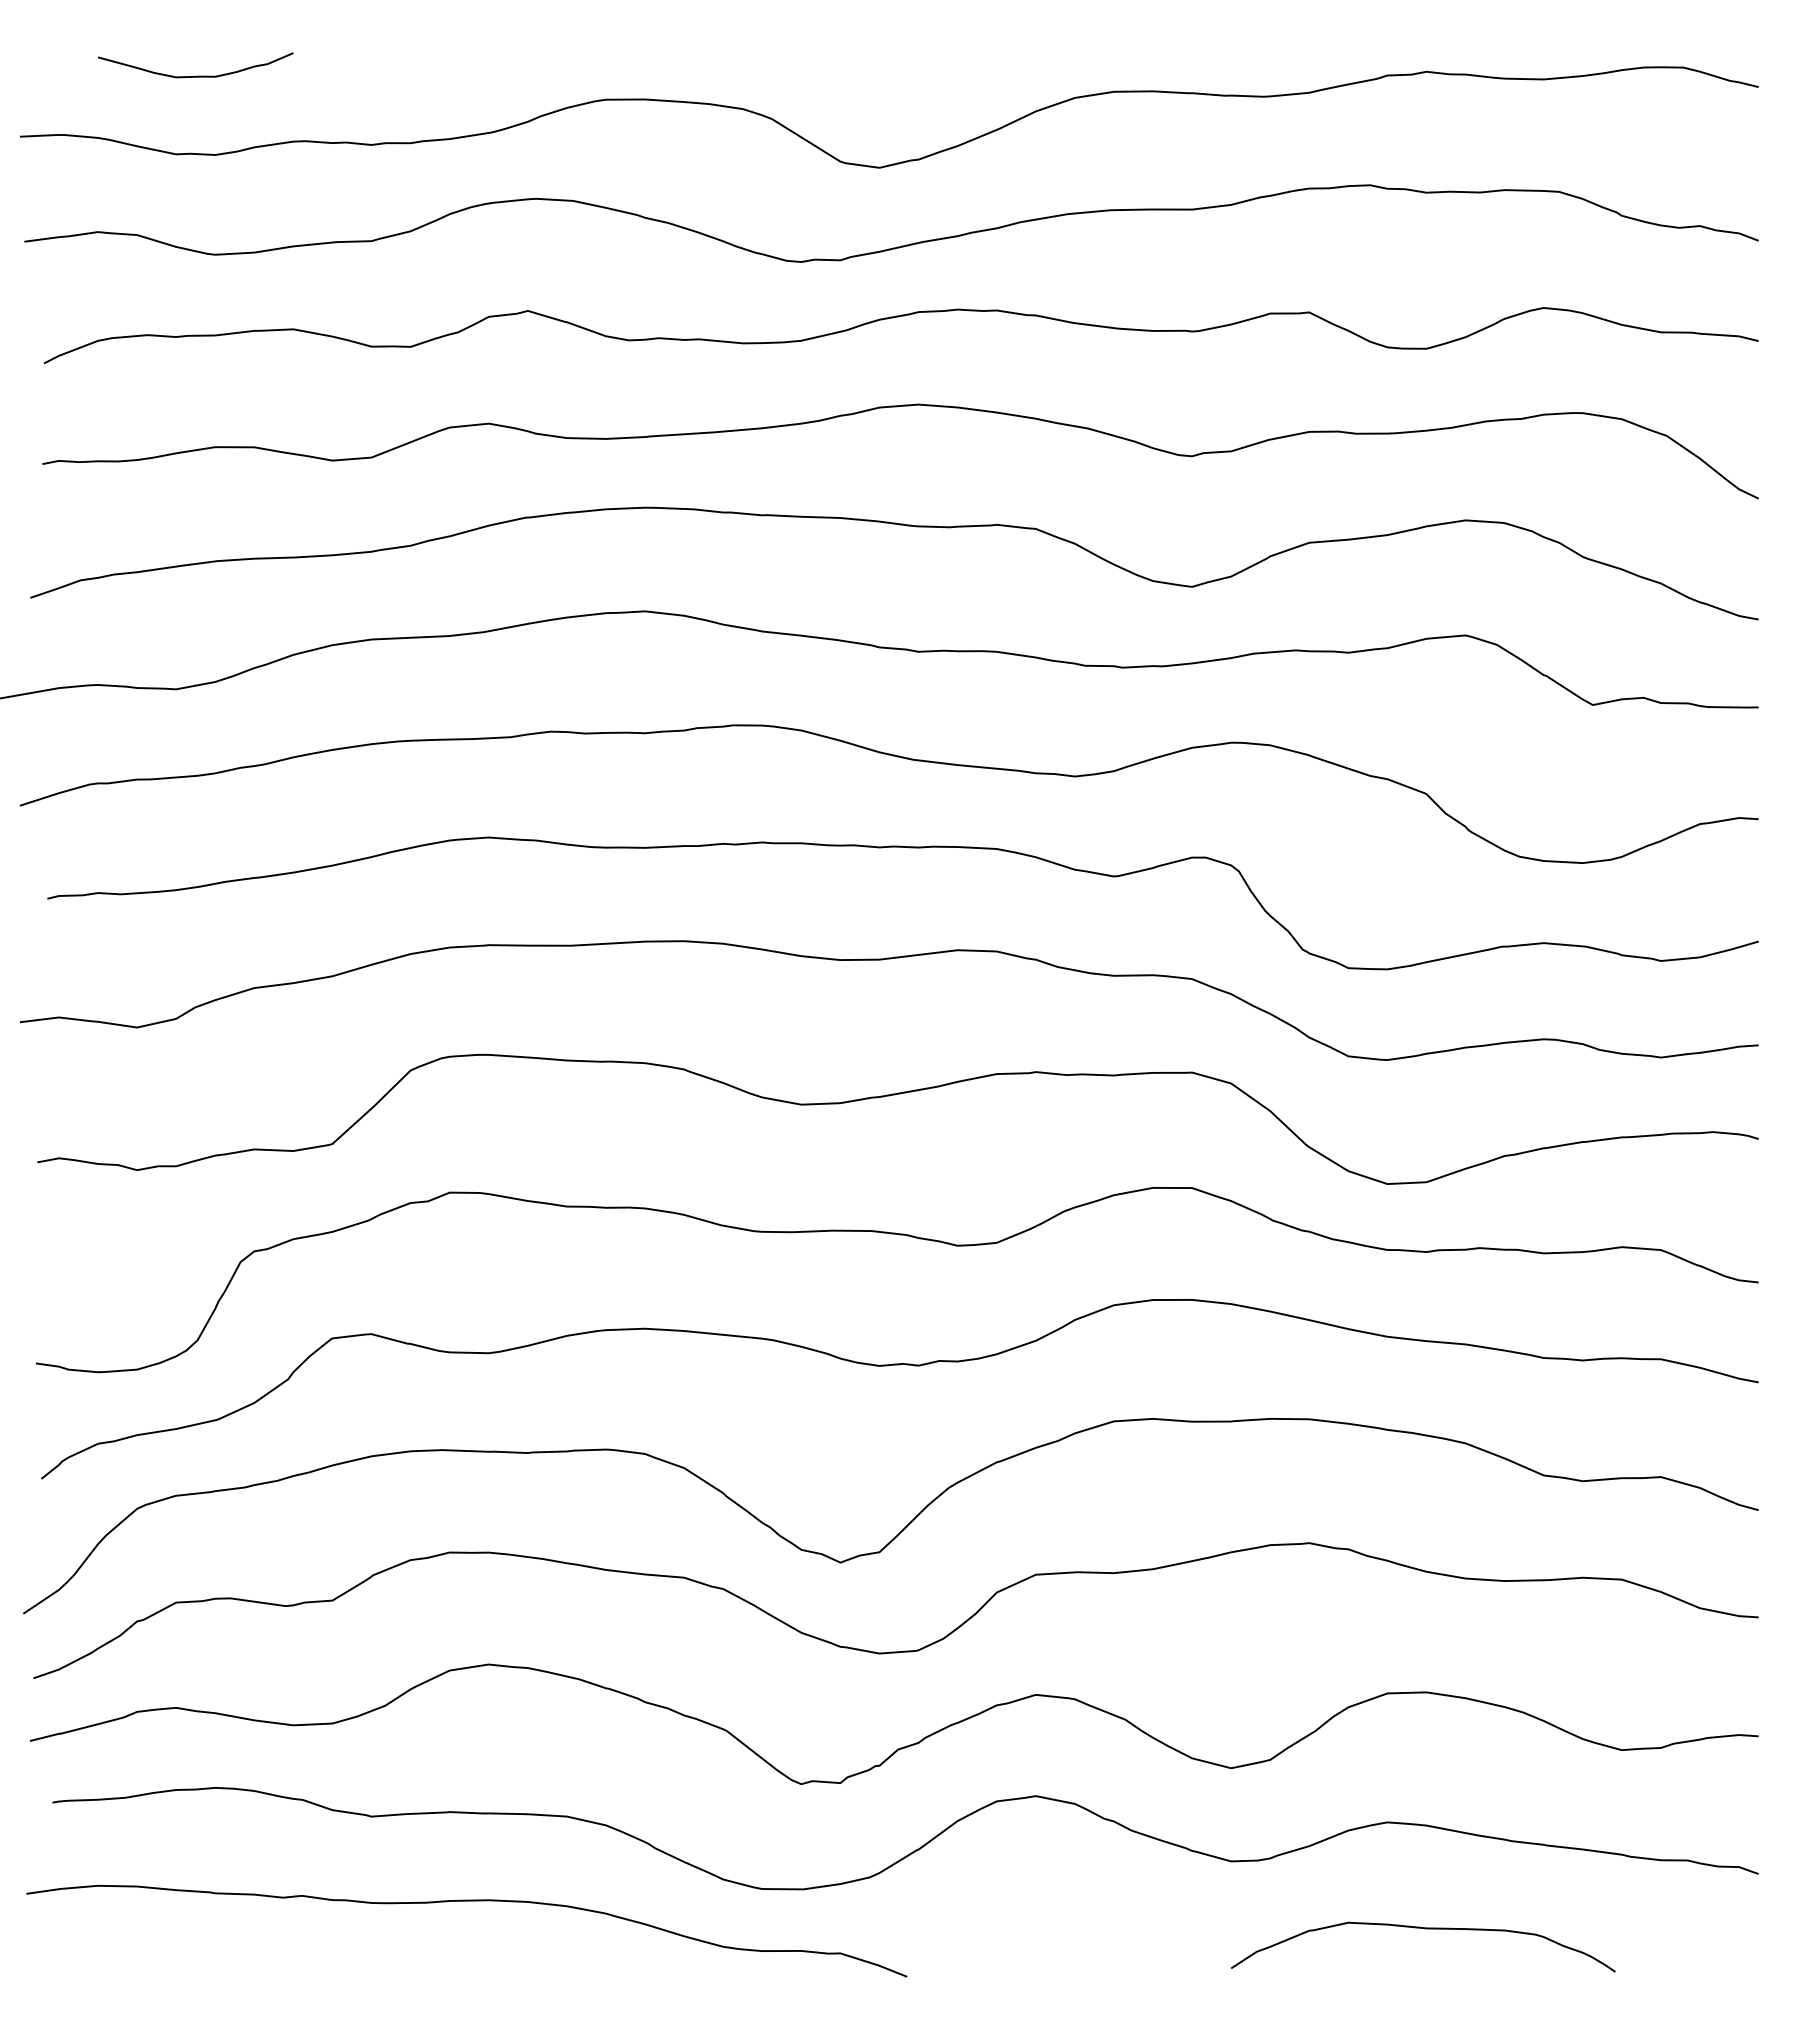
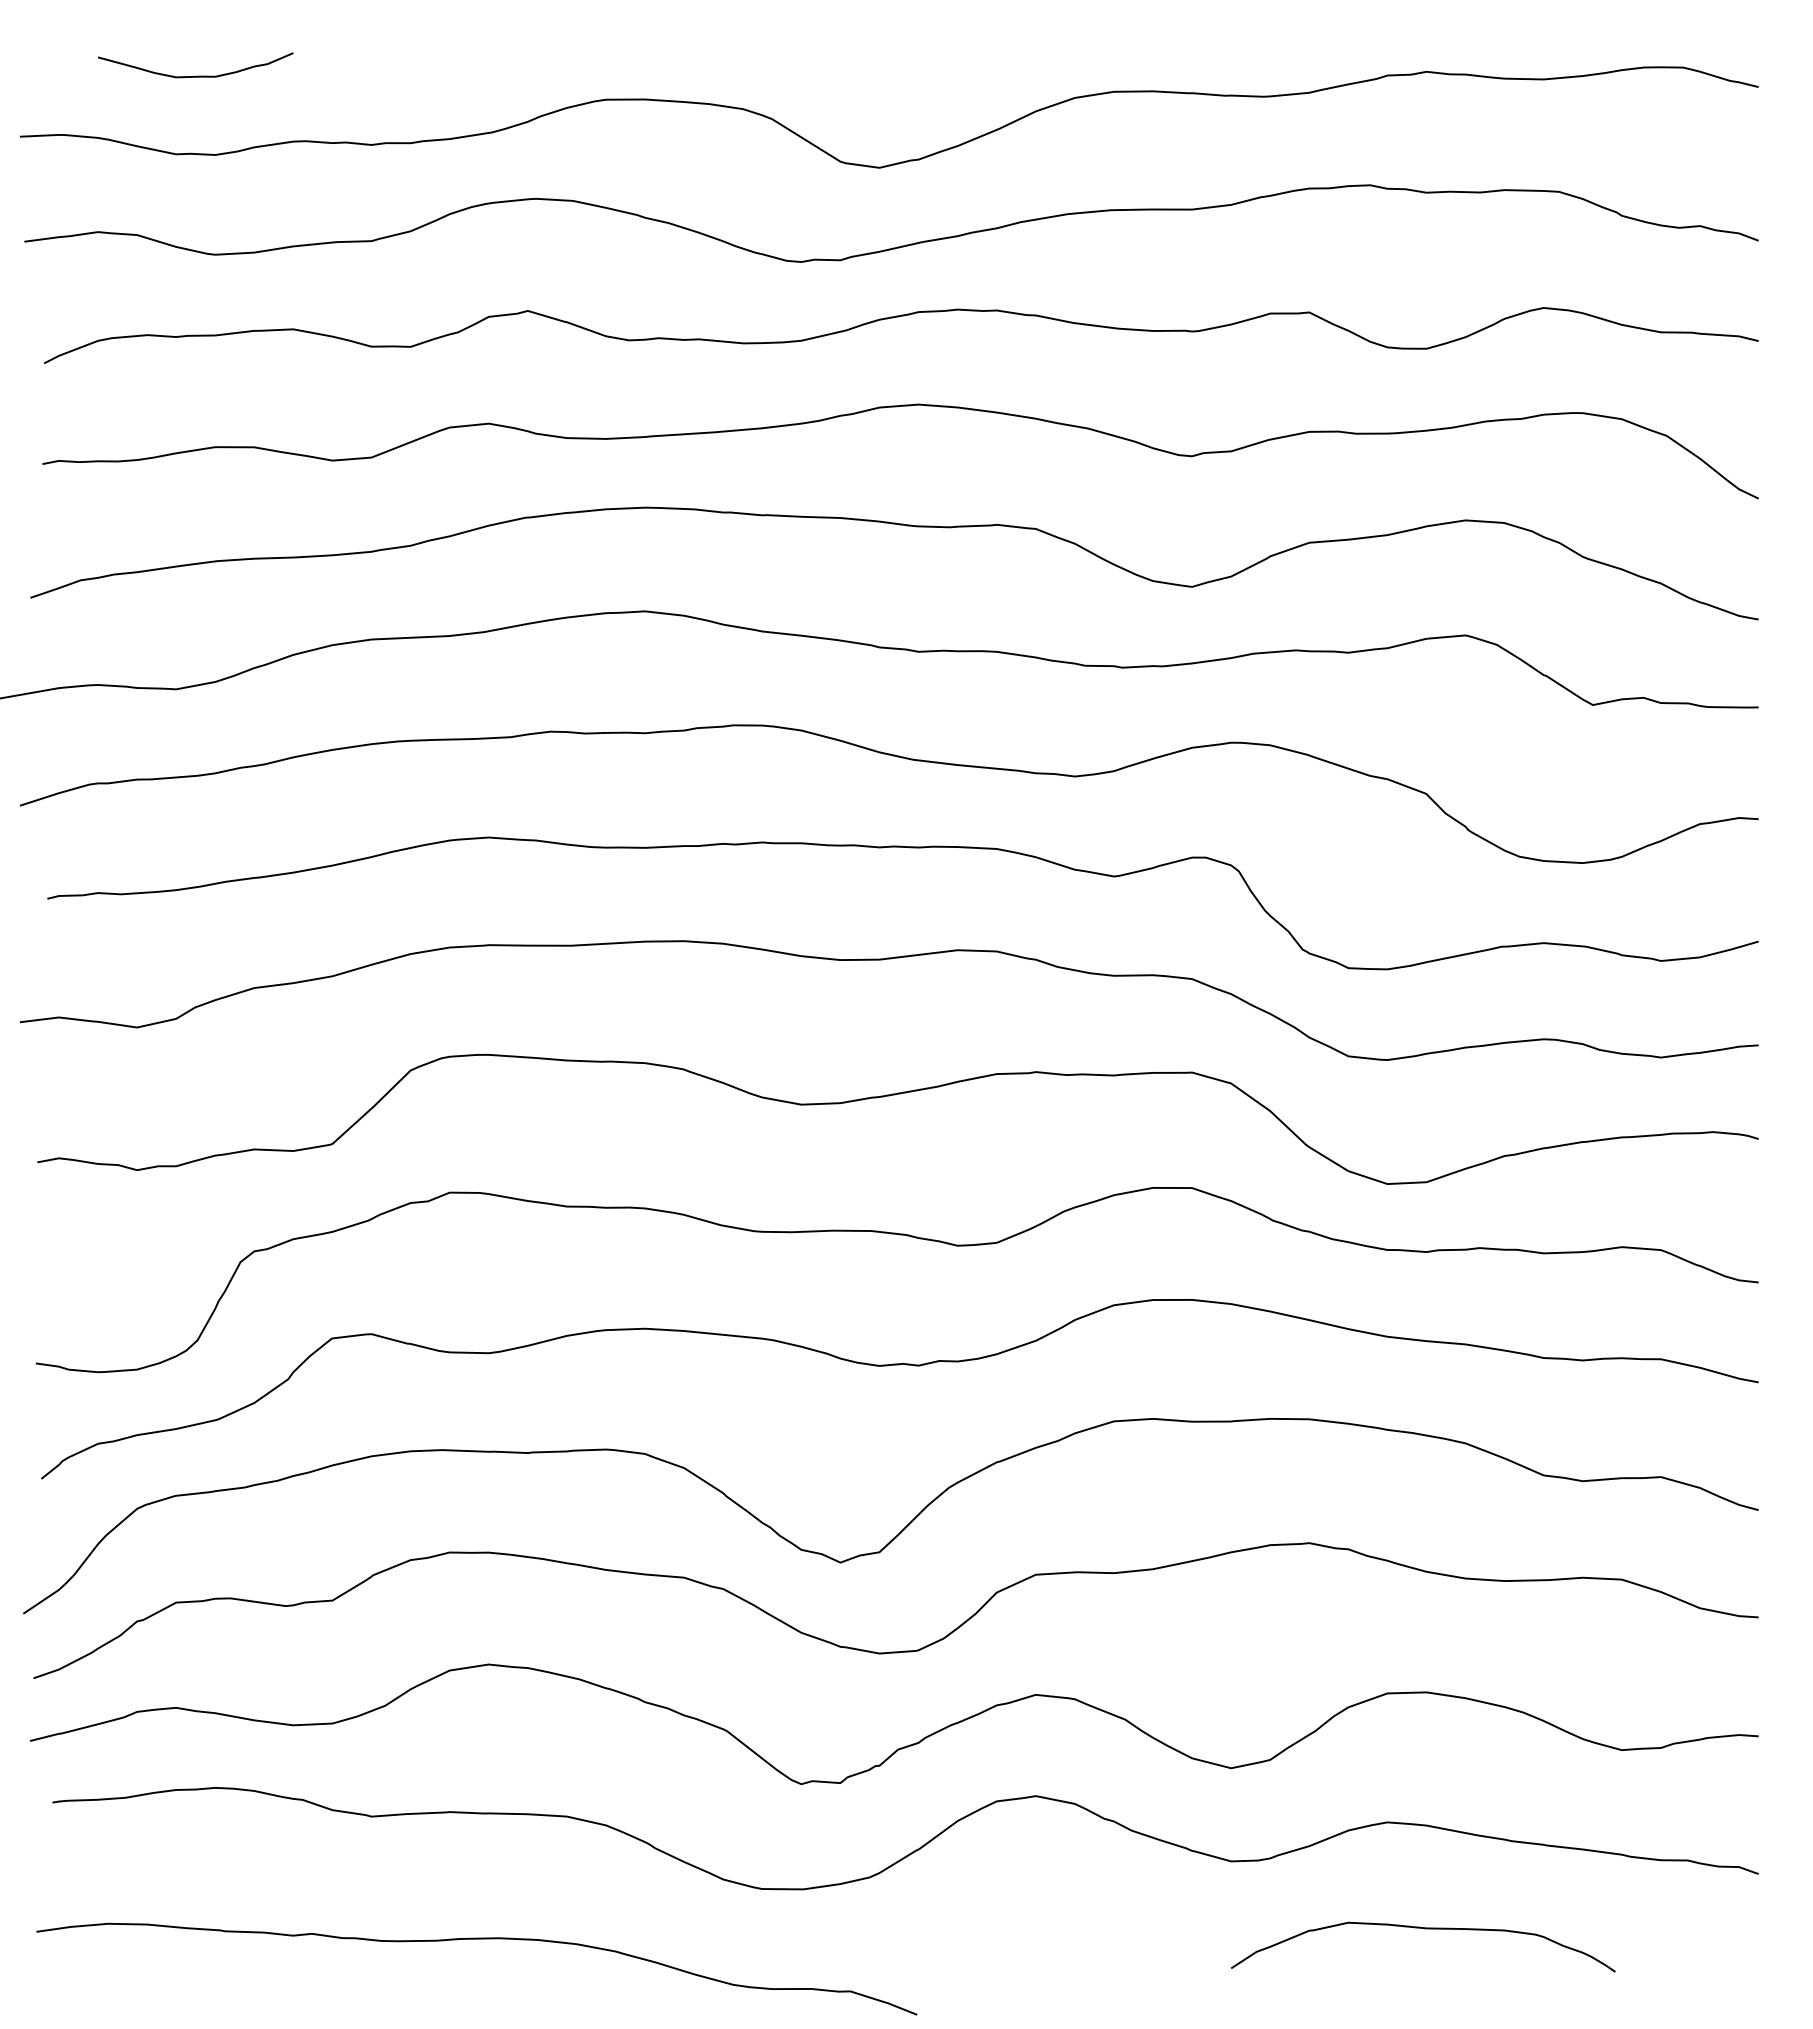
curve position: (466, 1901) -> (476, 1939) (476, 1939)
